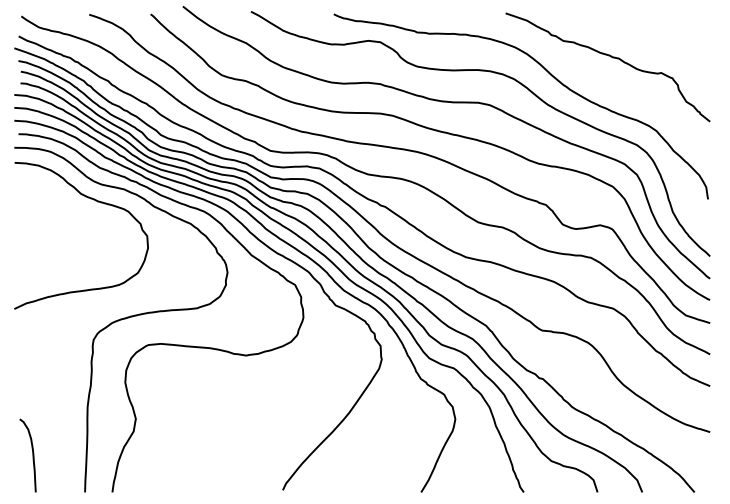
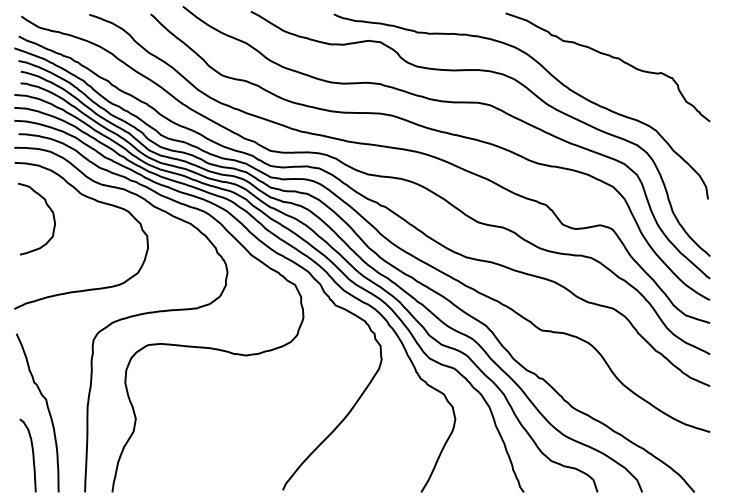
curve: none -> present (49, 209)
curve: none -> present (47, 409)
